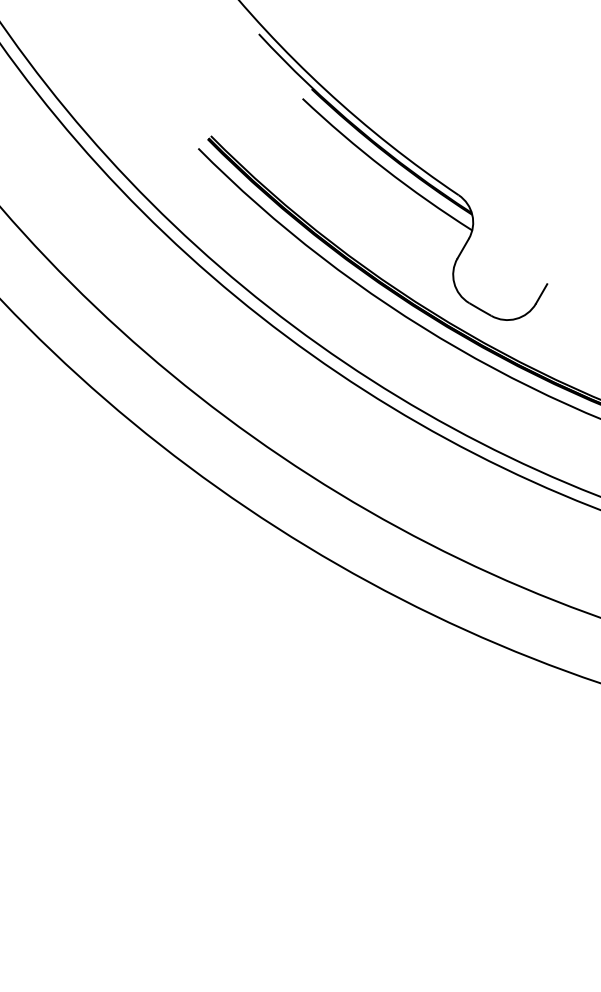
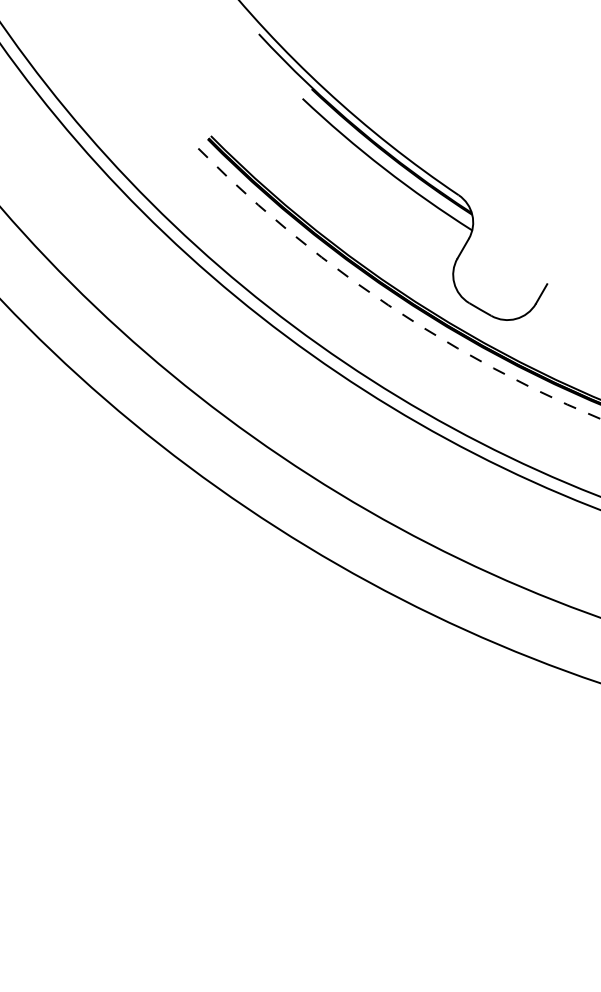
arc: solid -> dashed (385, 302)
